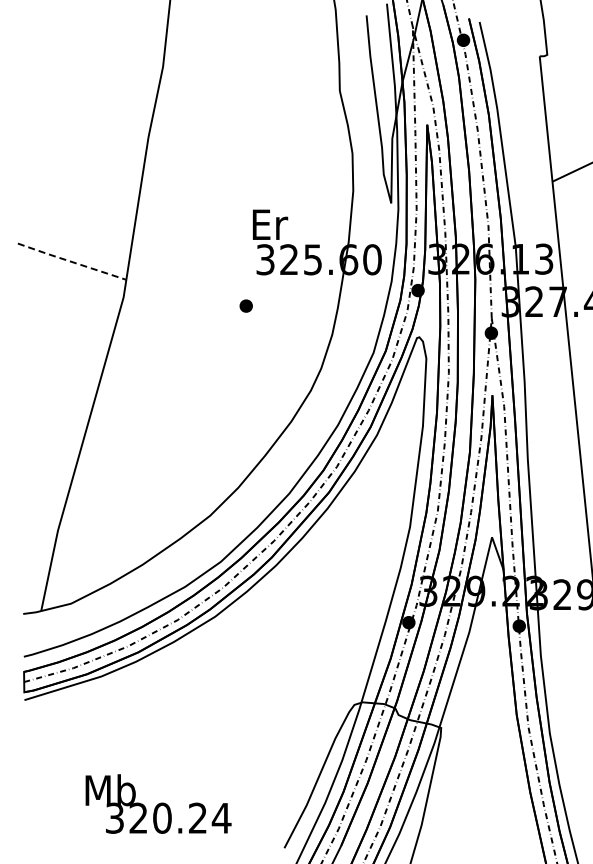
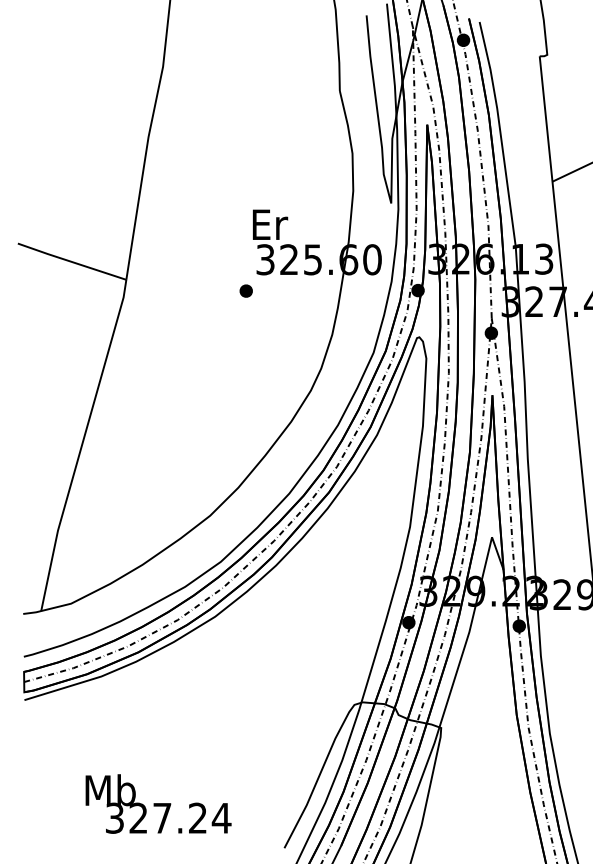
line: dashed -> solid (71, 261)
part position: (245, 305) -> (245, 290) (245, 290)
text: 320.24 -> 327.24 (162, 817)
